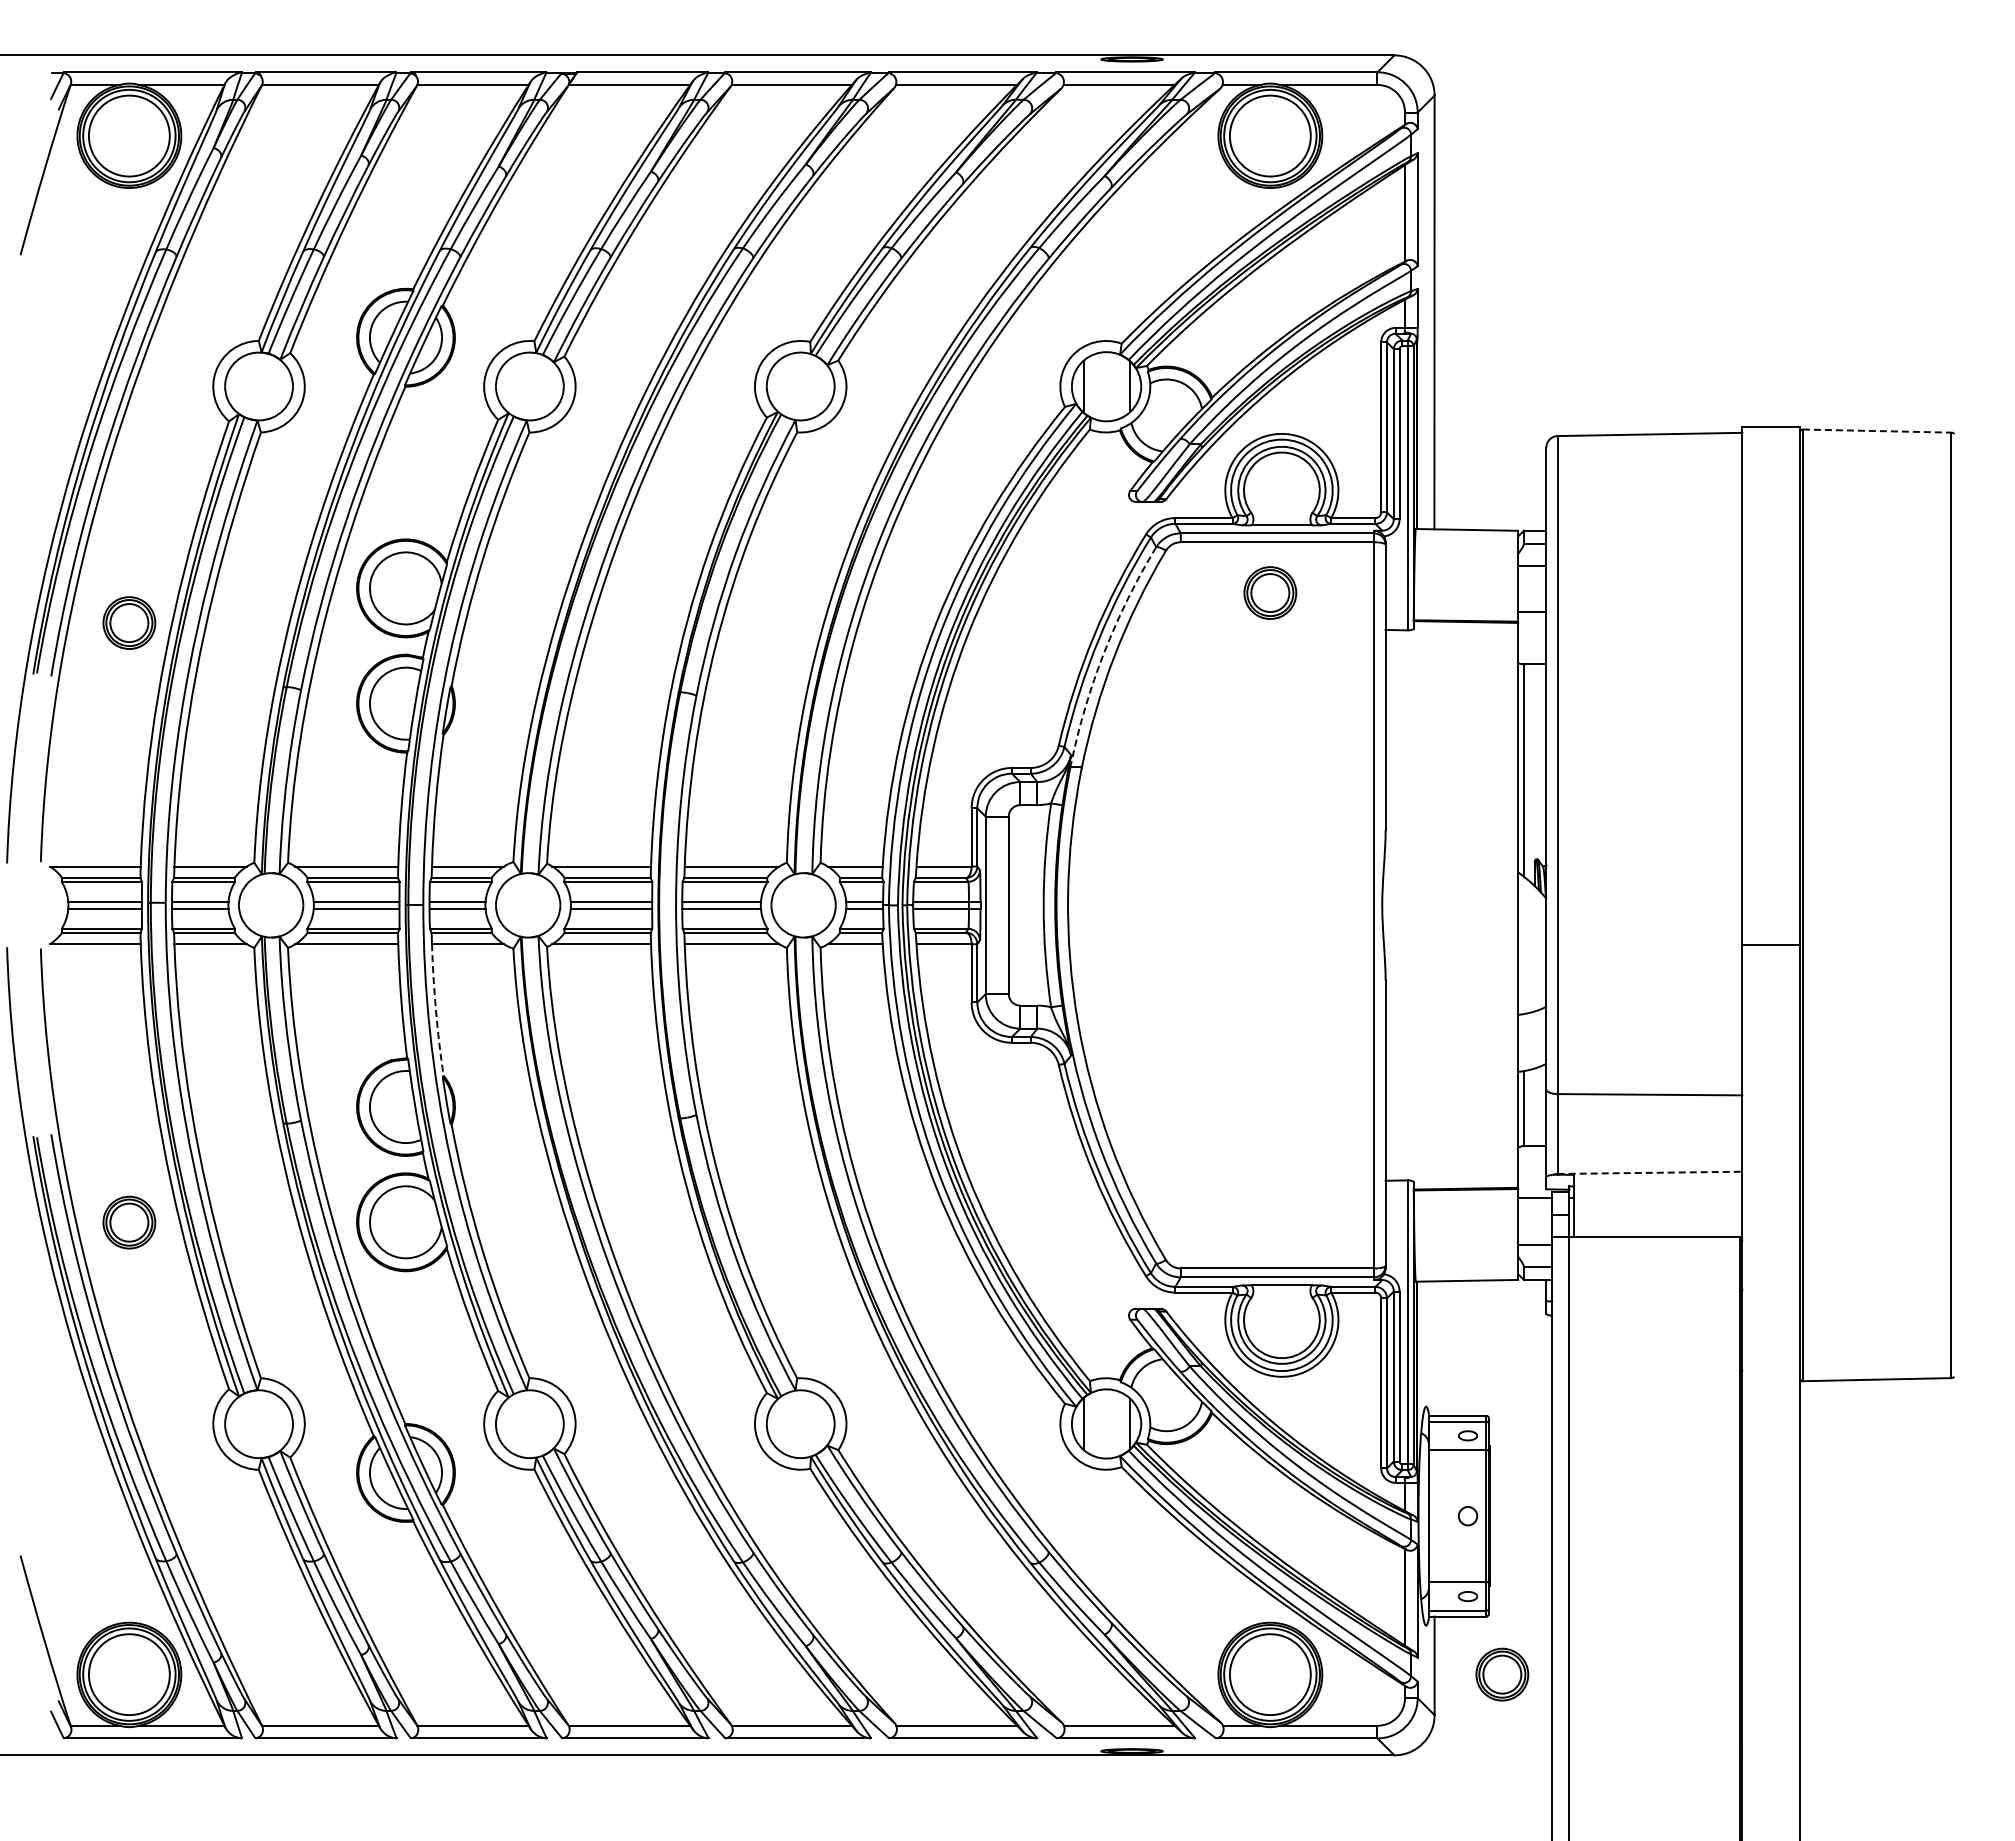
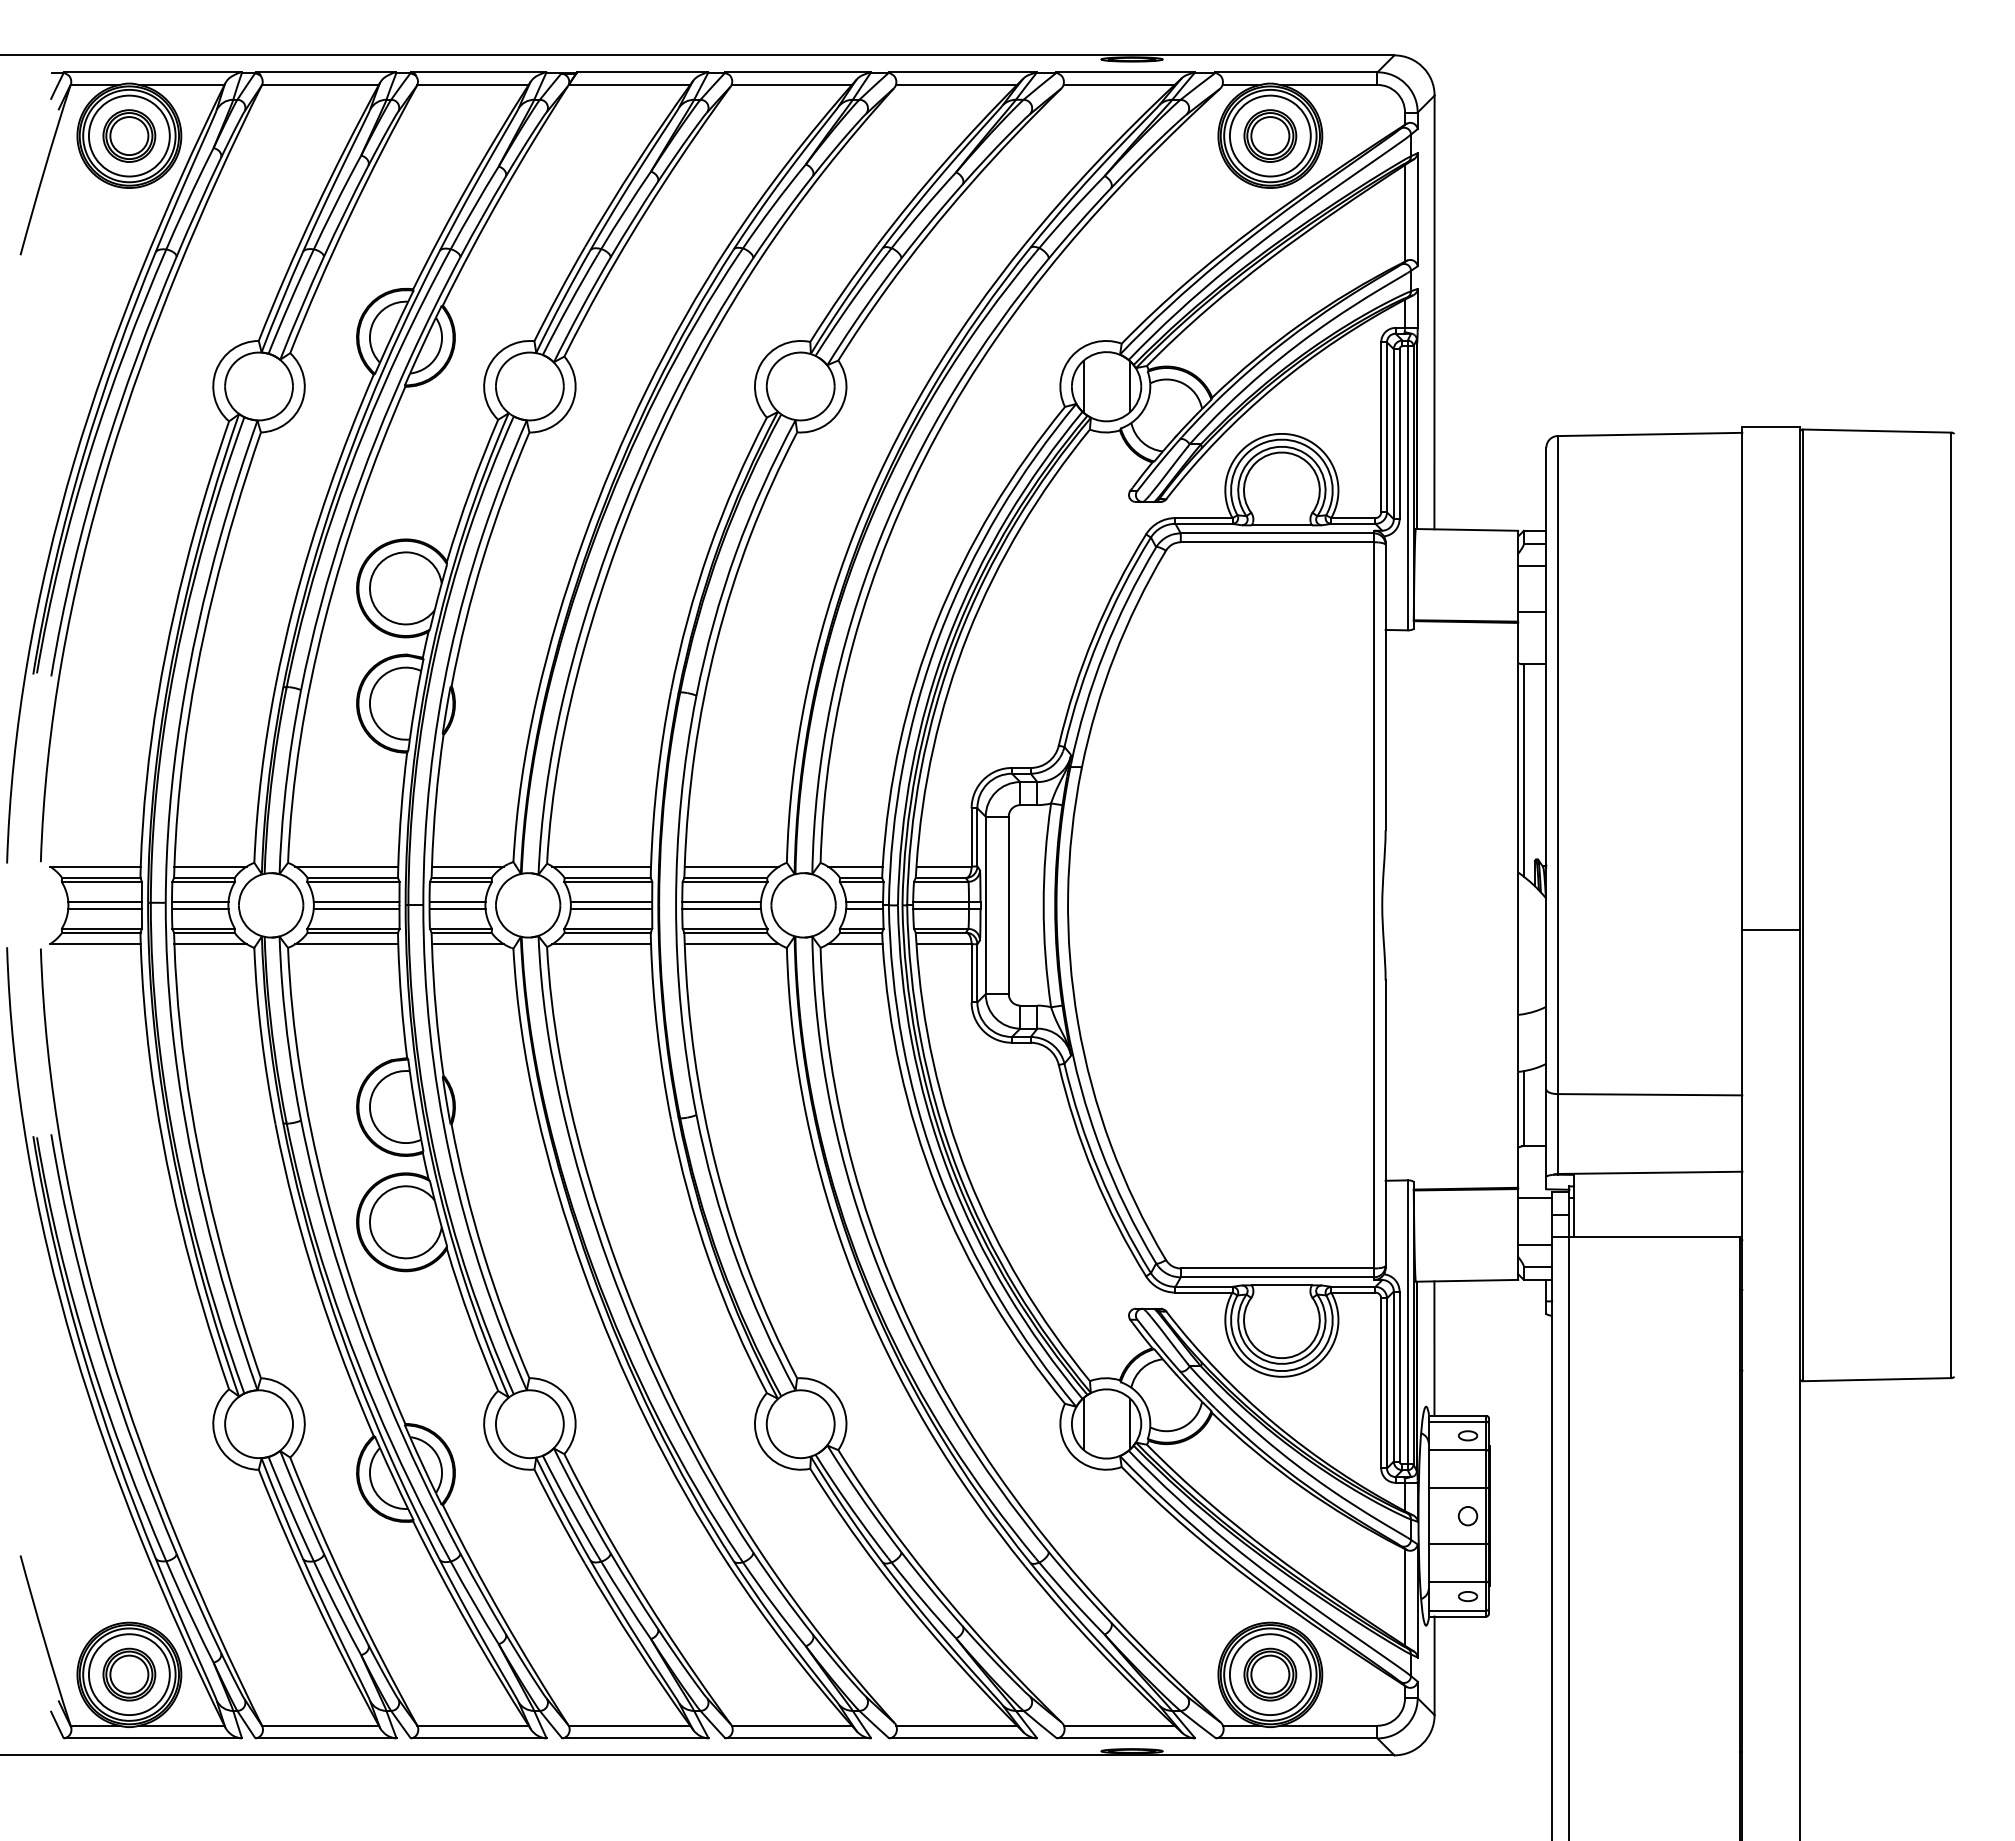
line: dashed -> solid (1877, 431)
part position: (1270, 592) -> (1270, 135) (1270, 135)
part position: (129, 622) -> (129, 135) (129, 135)
arc: dashed -> solid (1104, 652)
line position: (1770, 945) -> (1770, 930) (1770, 930)
arc: dashed -> solid (435, 1010)
line: dashed -> solid (1650, 1172)
part position: (129, 1222) -> (129, 1674) (129, 1674)
line: none -> present (1434, 1348)
line: none -> present (1458, 1487)
line: none -> present (1458, 1544)
part position: (1502, 1674) -> (1270, 1674) (1270, 1674)
